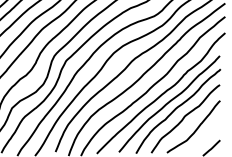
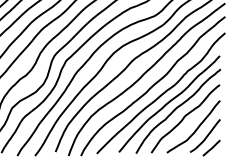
curve: none -> present (205, 136)
